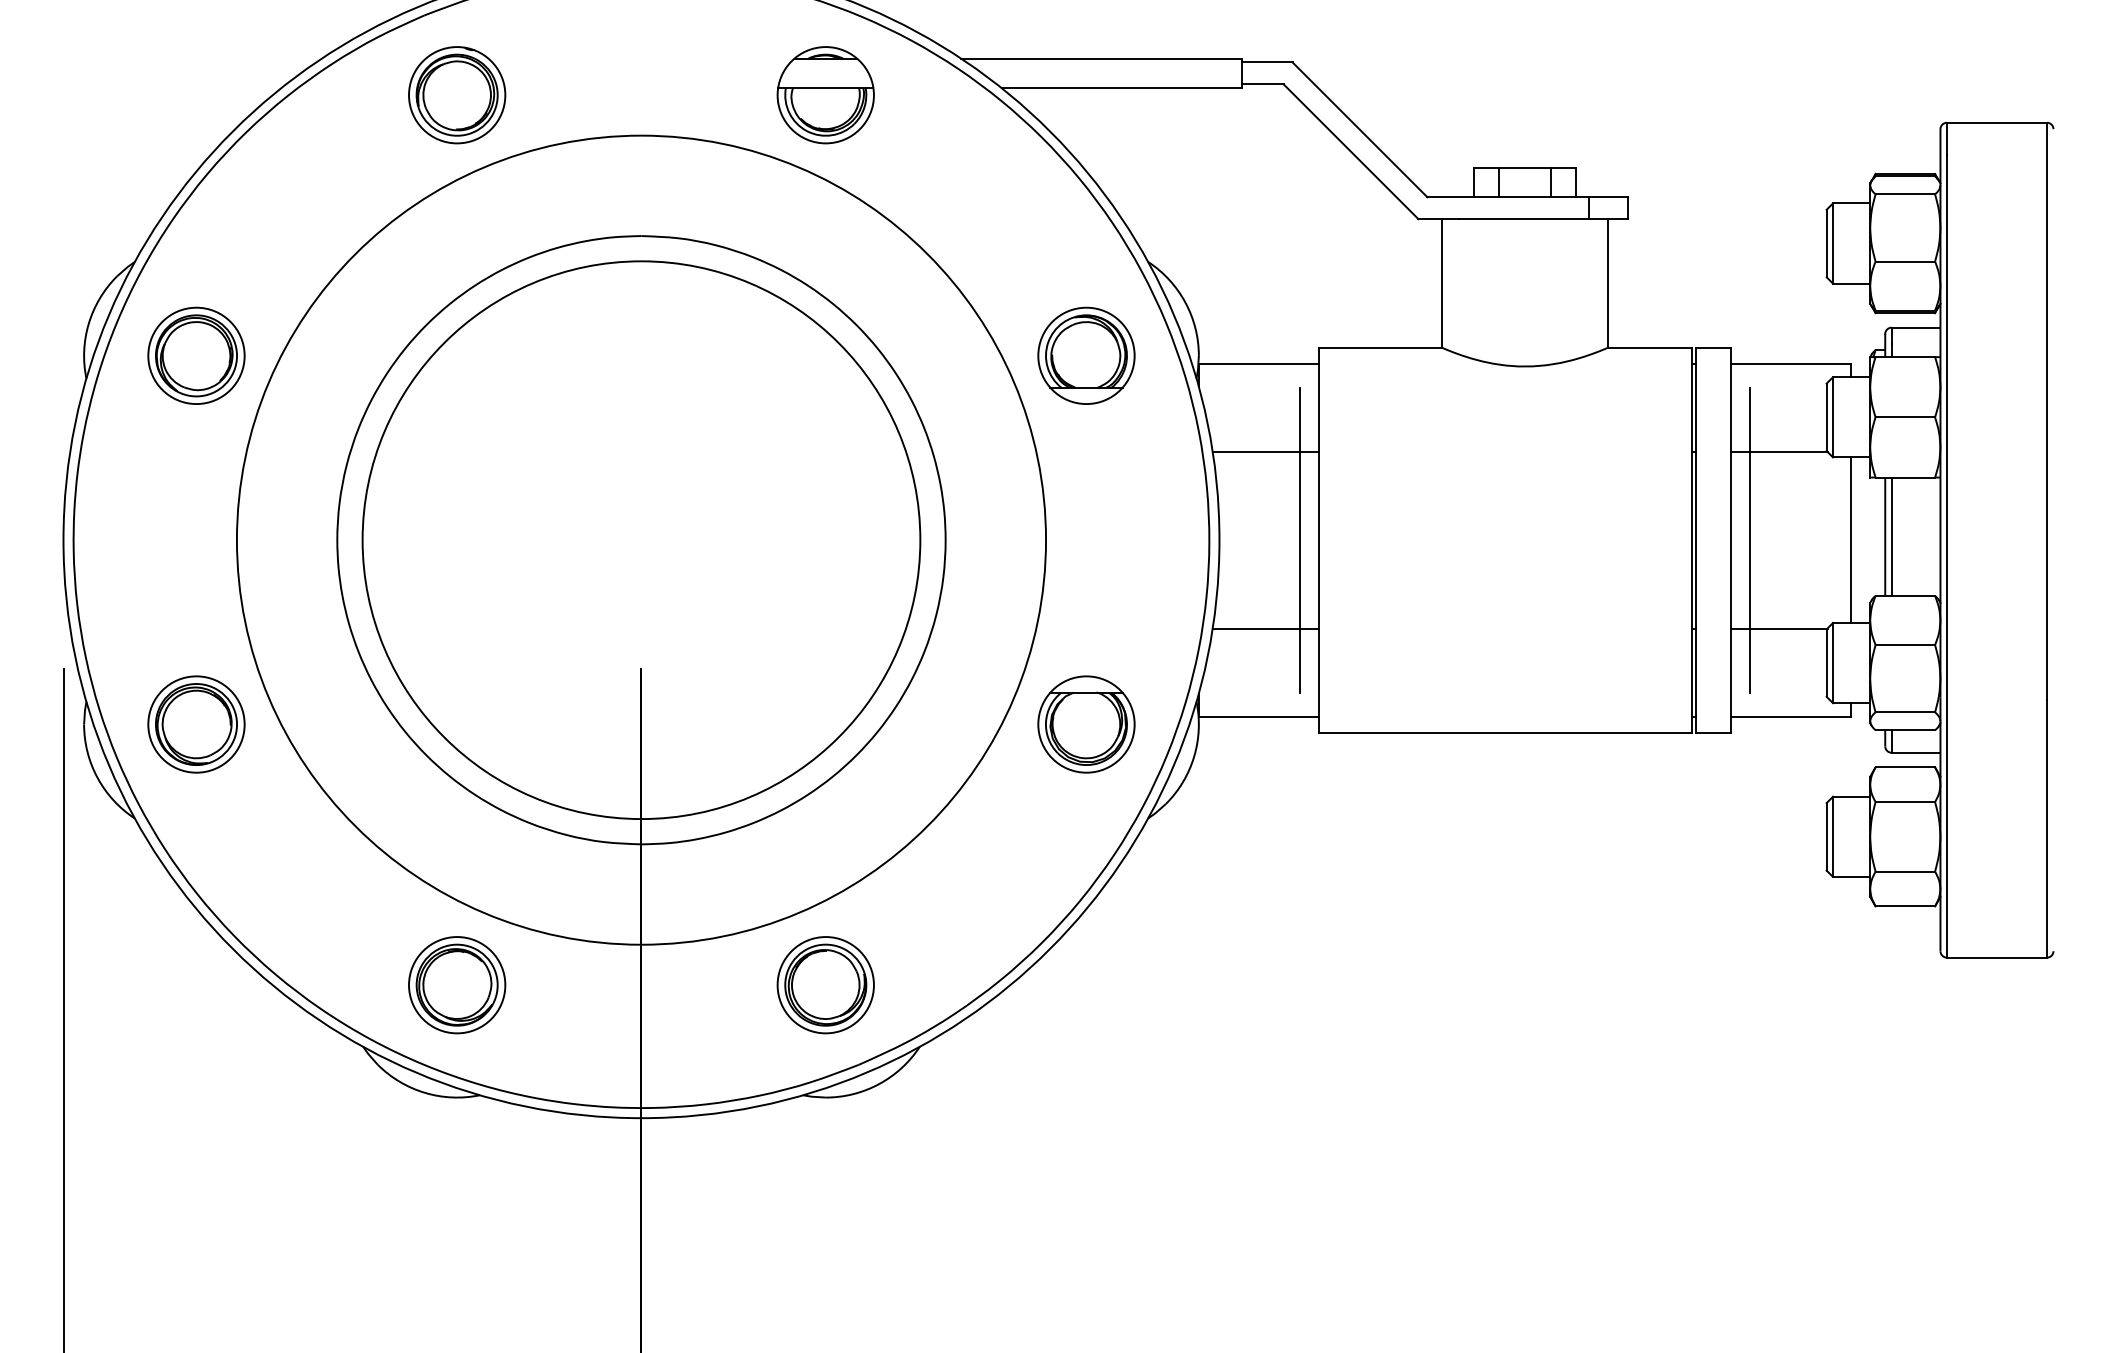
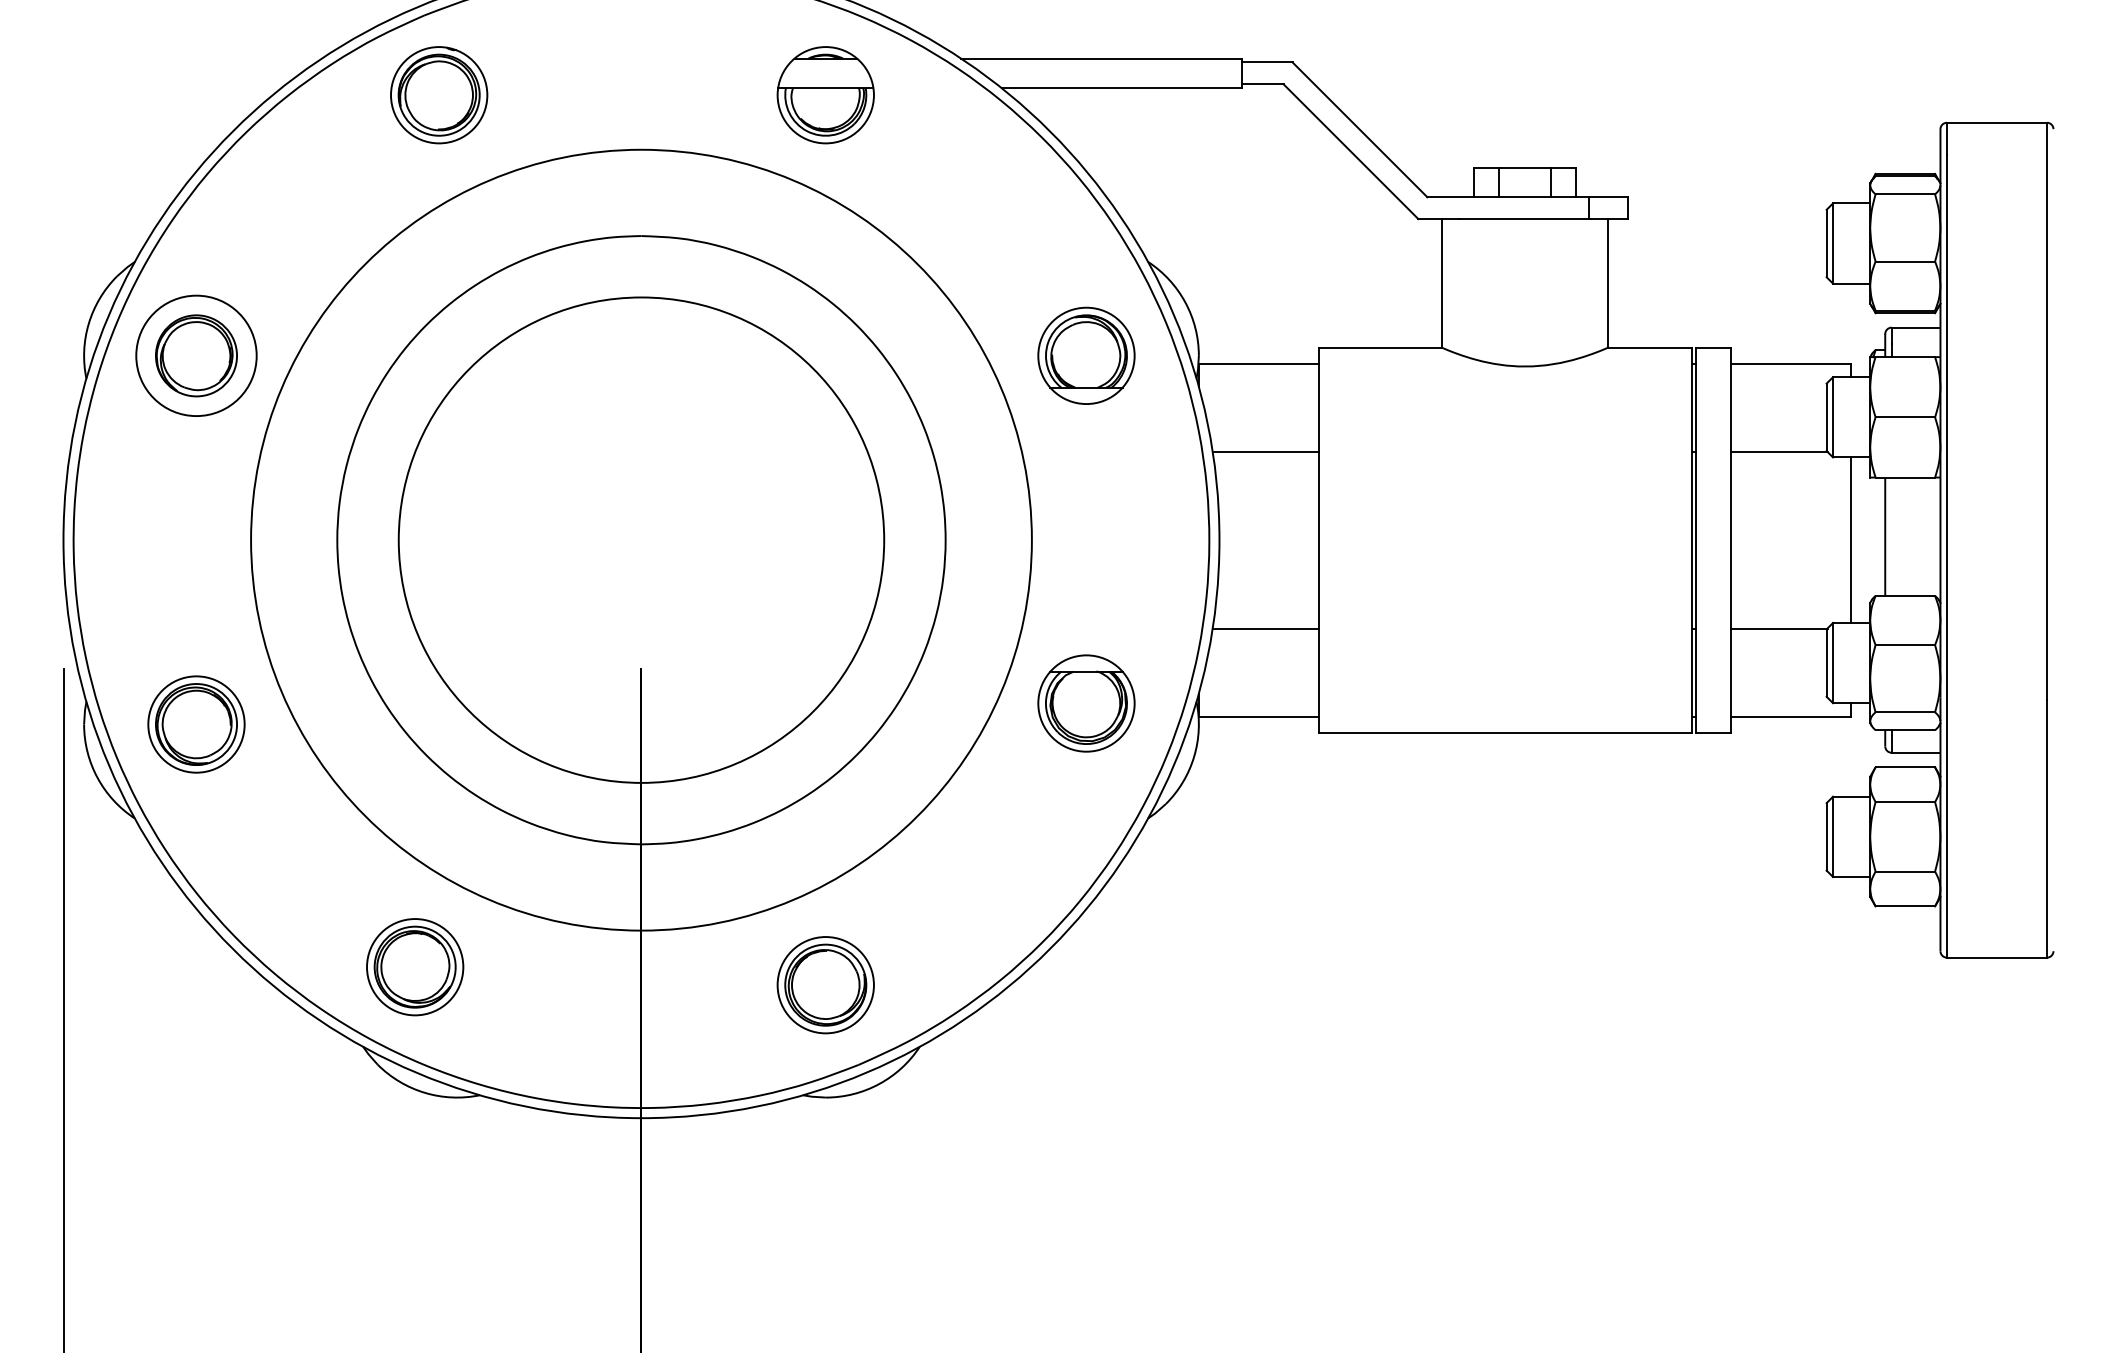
part position: (457, 95) -> (439, 95) (439, 95)
circle diameter: 96 px -> 120 px (196, 355)
line: present -> none (1891, 536)
circle diameter: 809 px -> 485 px (641, 539)
line: present -> none (1299, 539)
line: present -> none (1750, 539)
circle diameter: 558 px -> 781 px (641, 539)
part position: (1086, 724) -> (1086, 703) (1086, 703)
part position: (457, 985) -> (415, 967) (415, 967)
